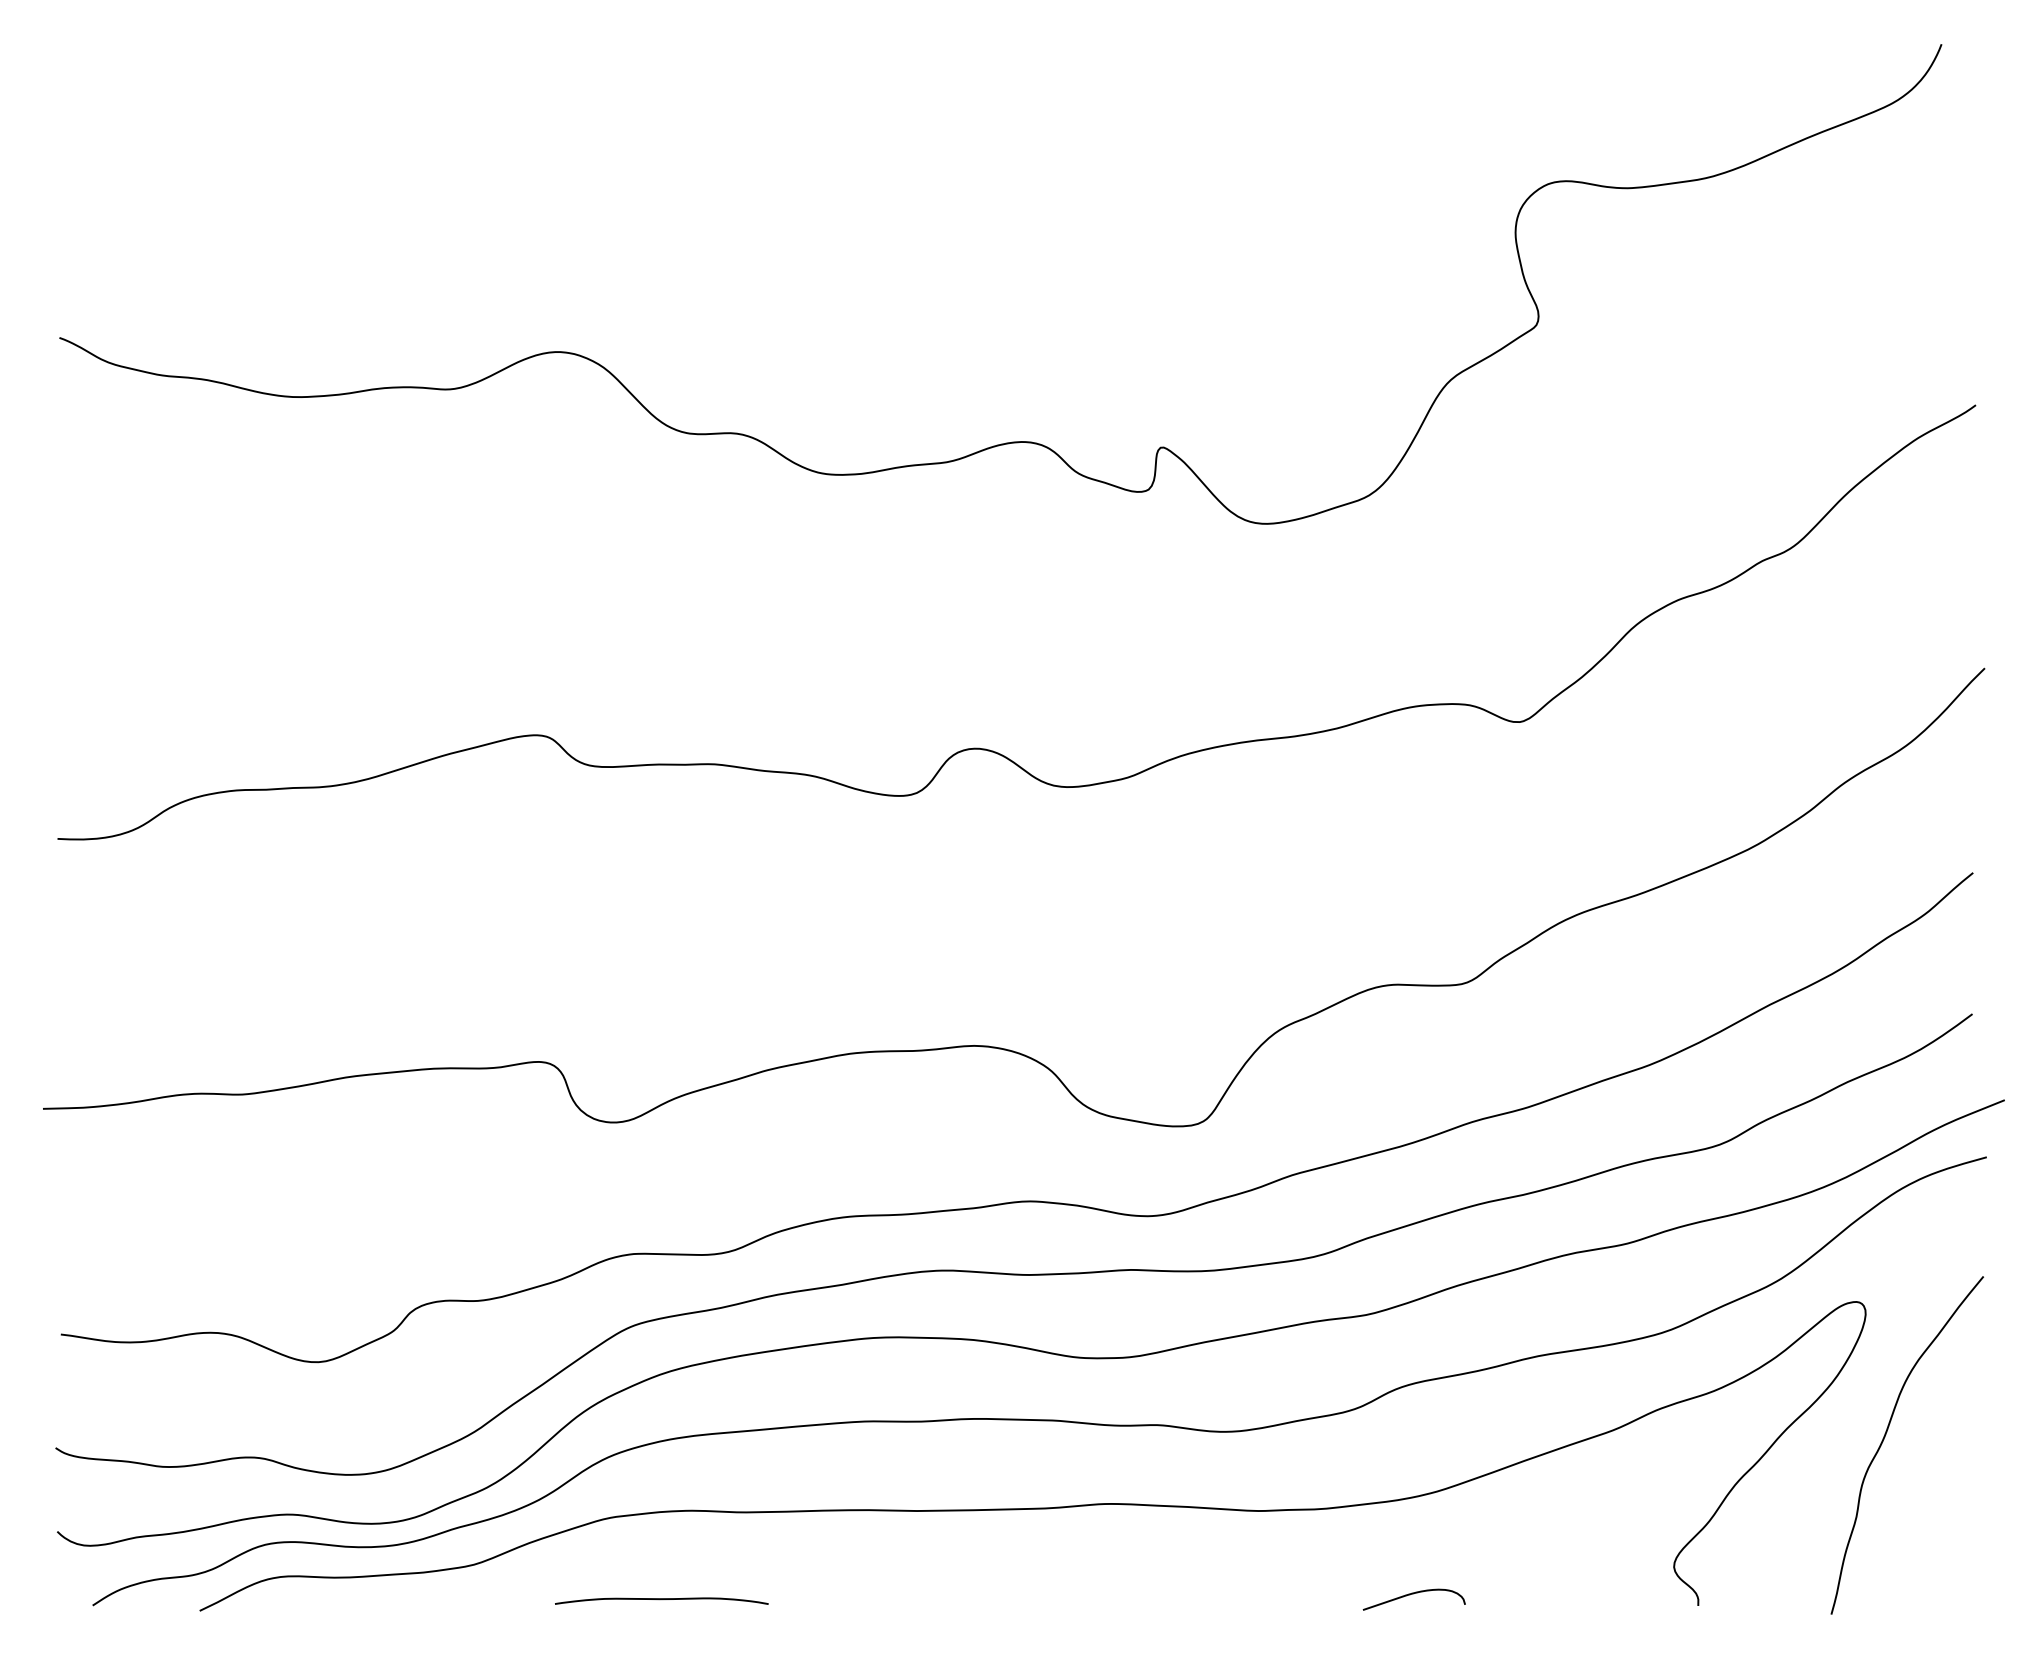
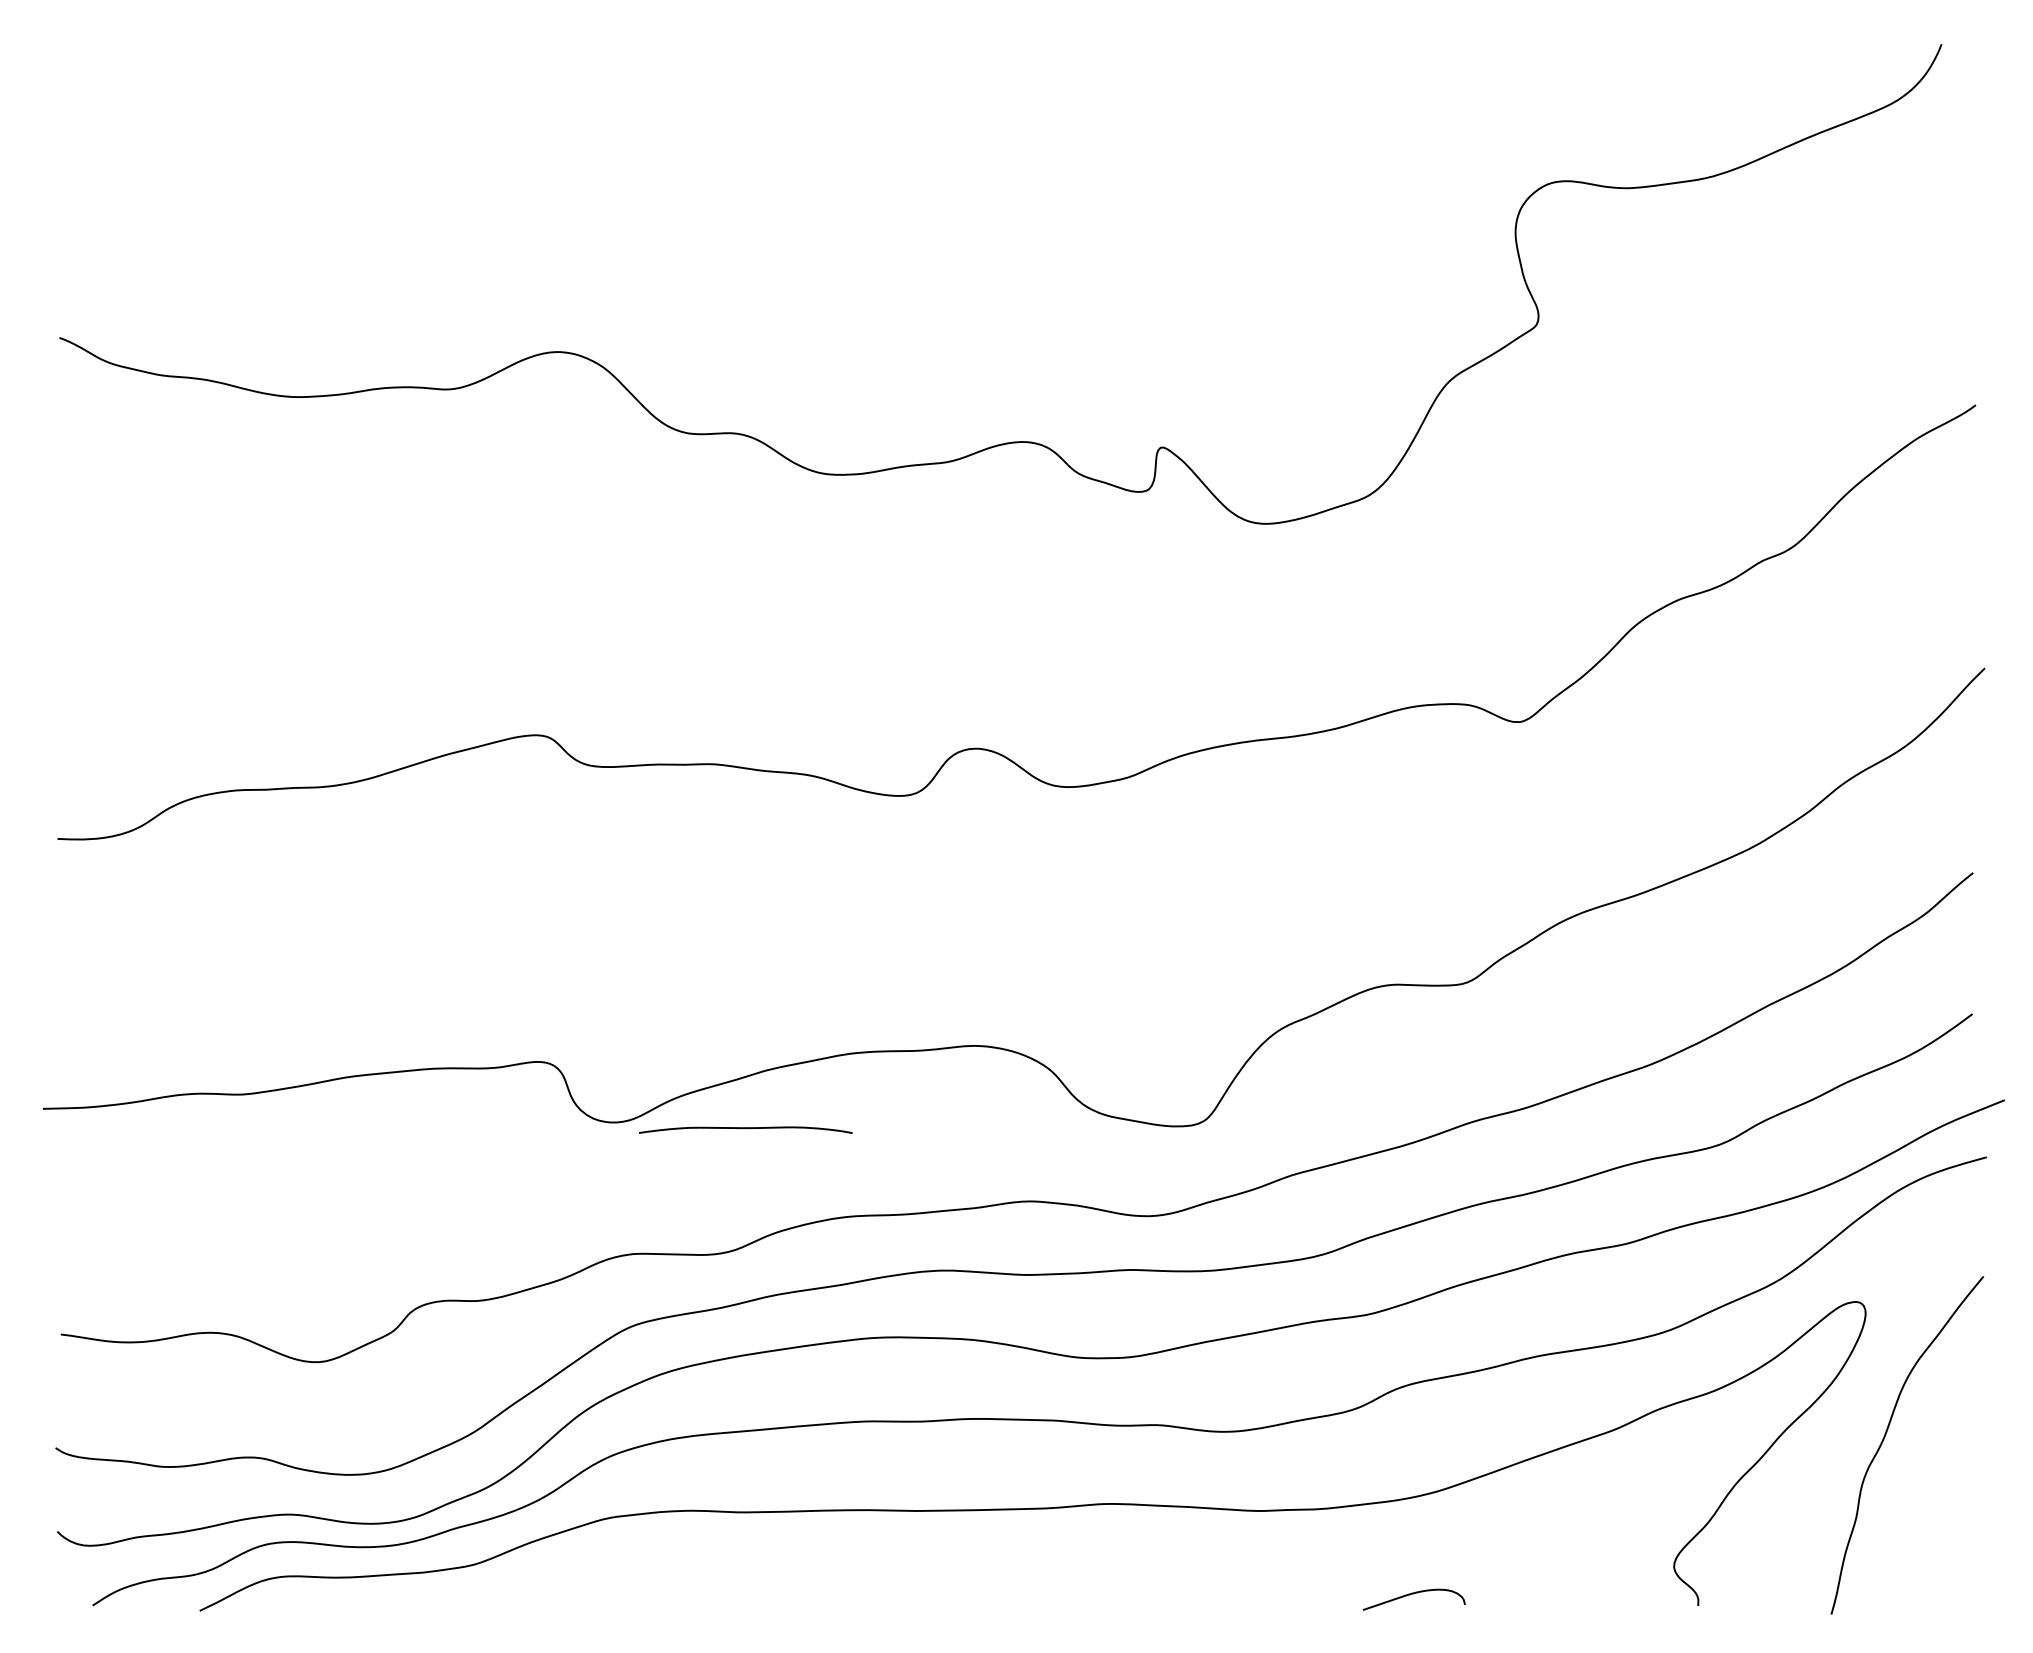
curve position: (661, 1600) -> (745, 1129) (745, 1129)
